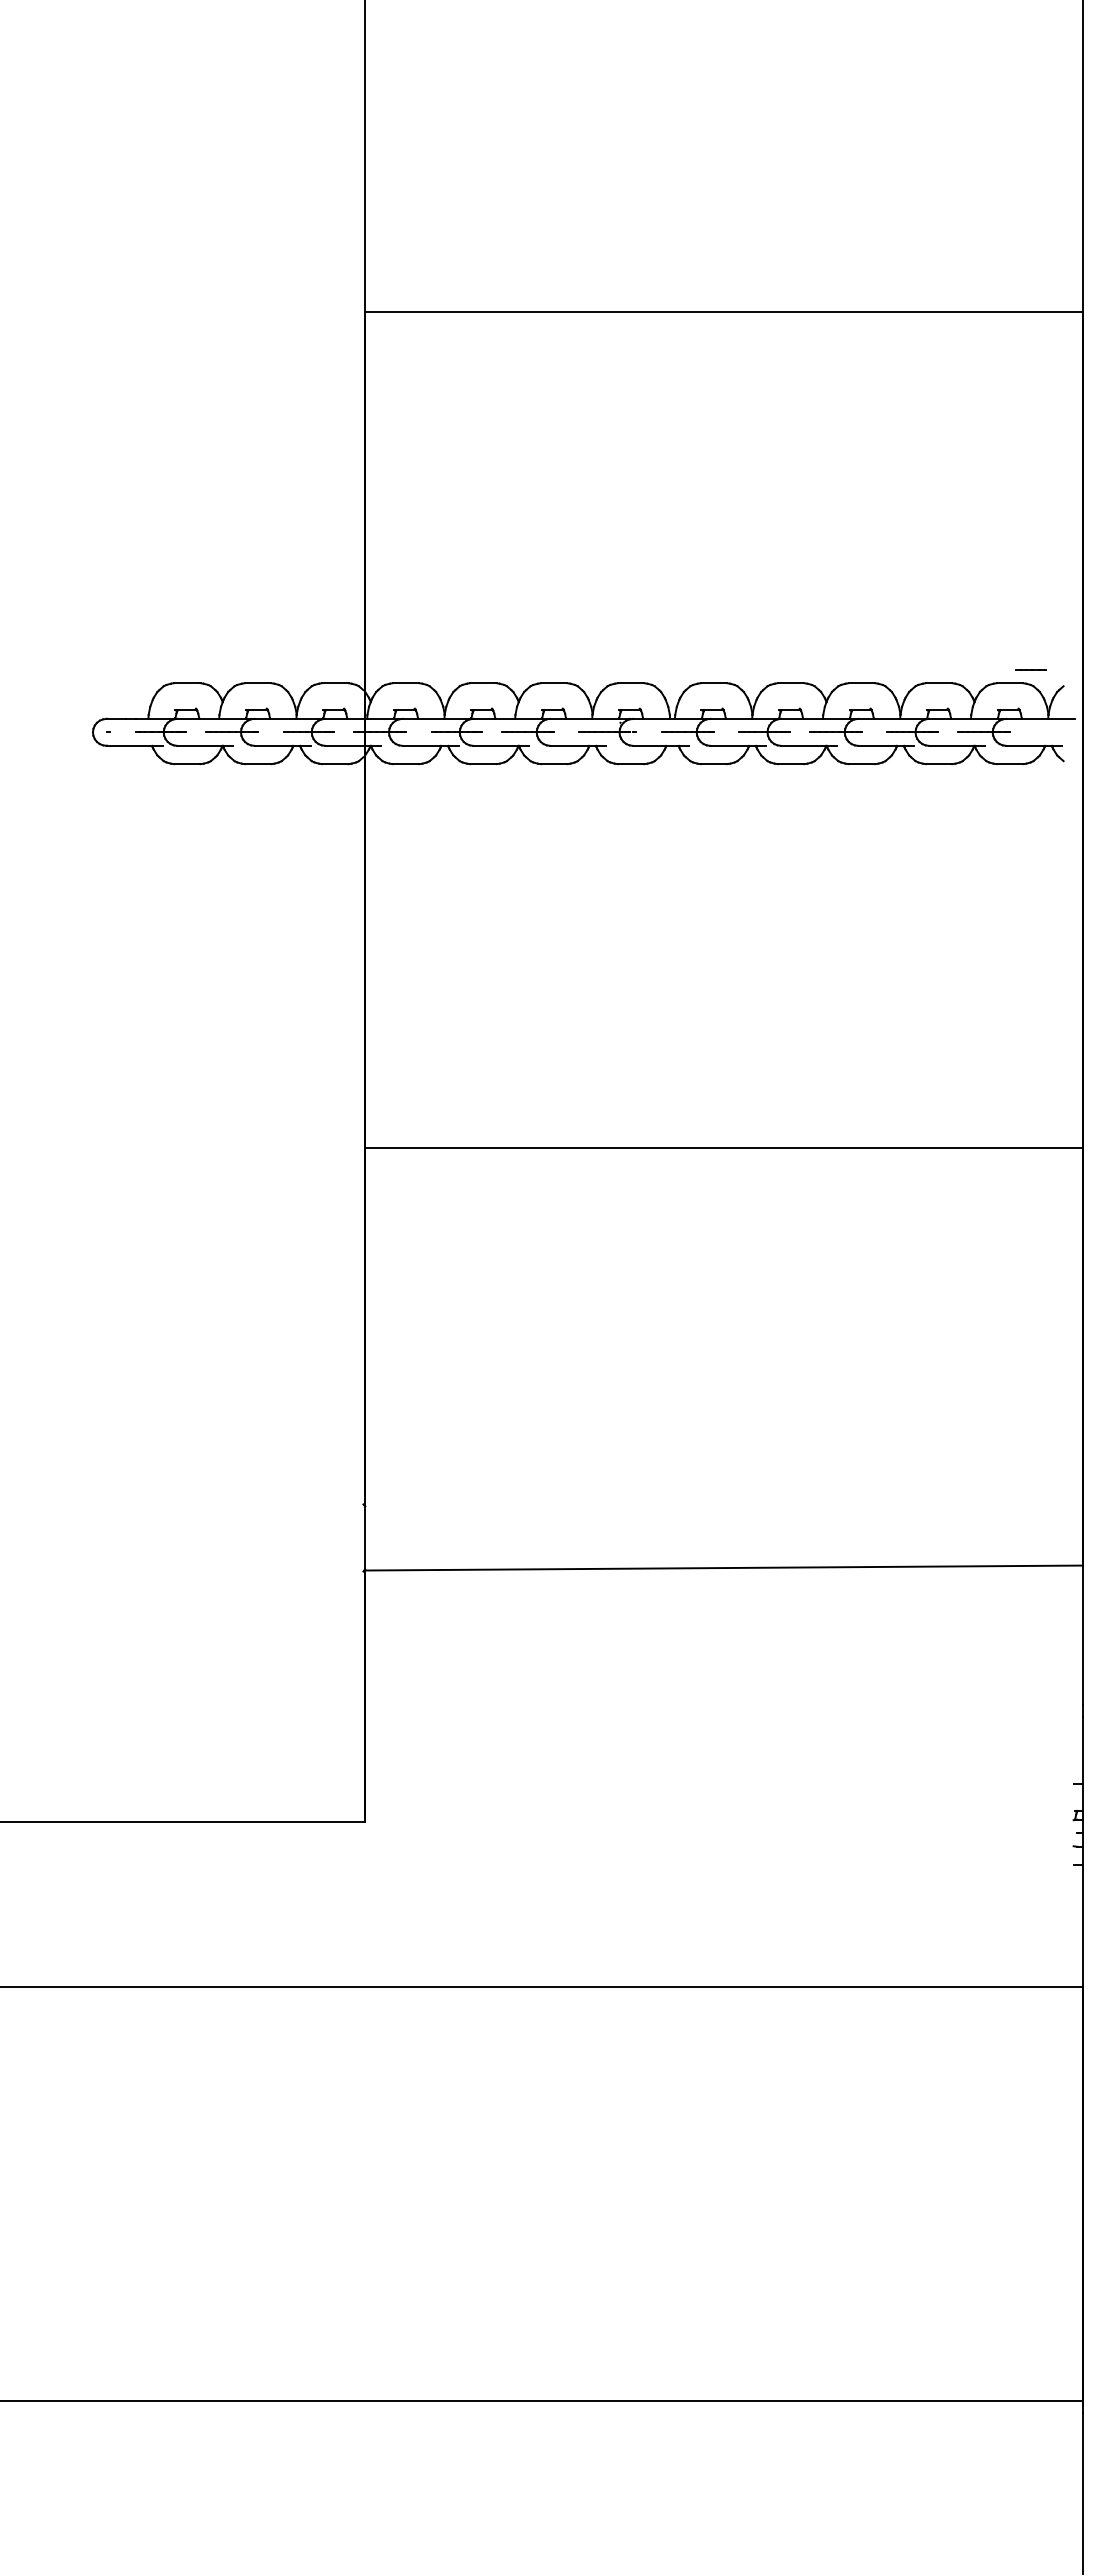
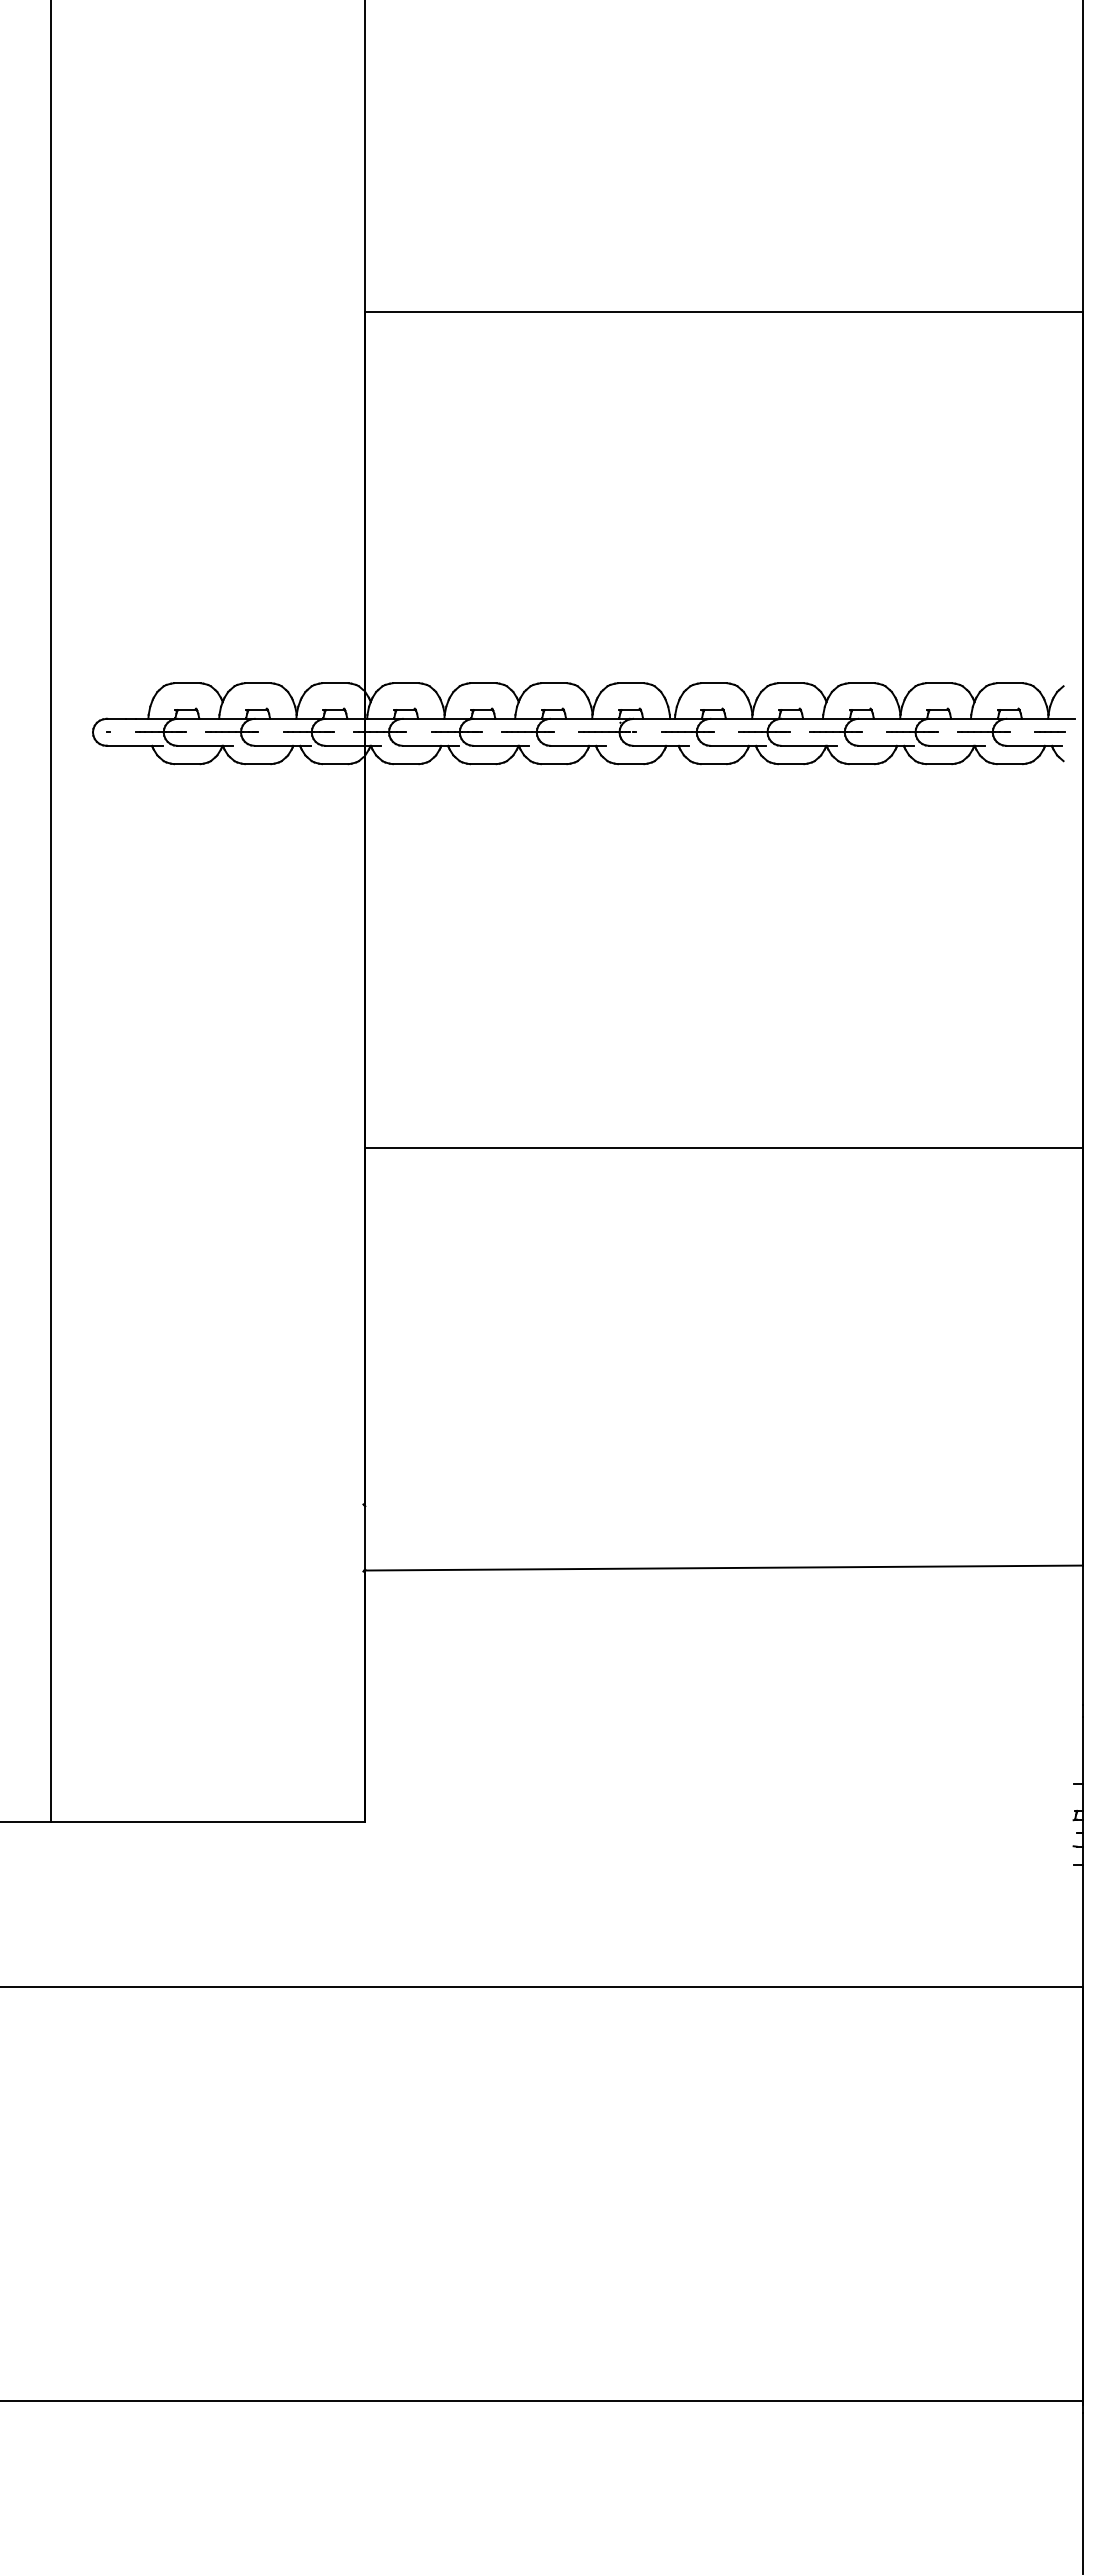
line position: (1030, 669) -> (1049, 731) (1049, 731)
line: none -> present (51, 912)
